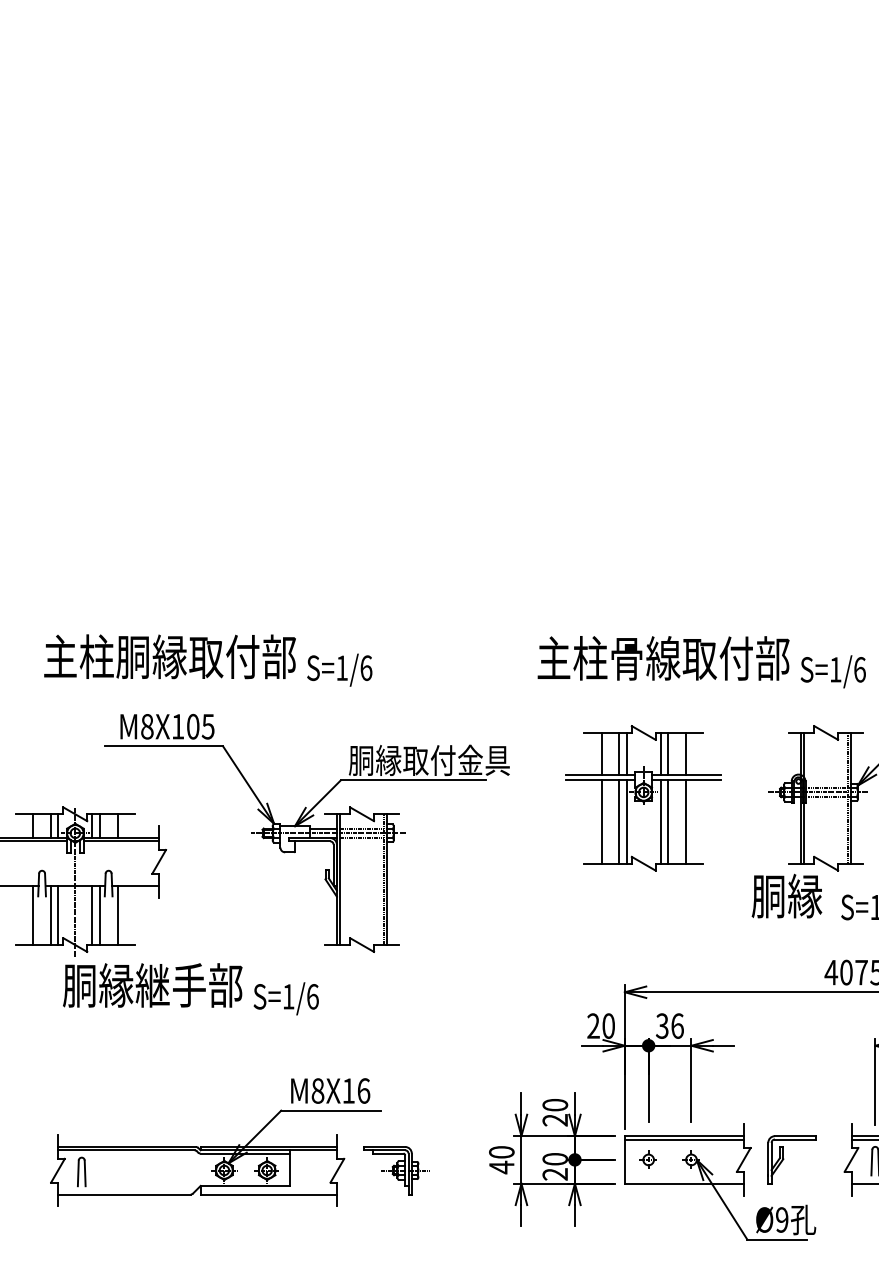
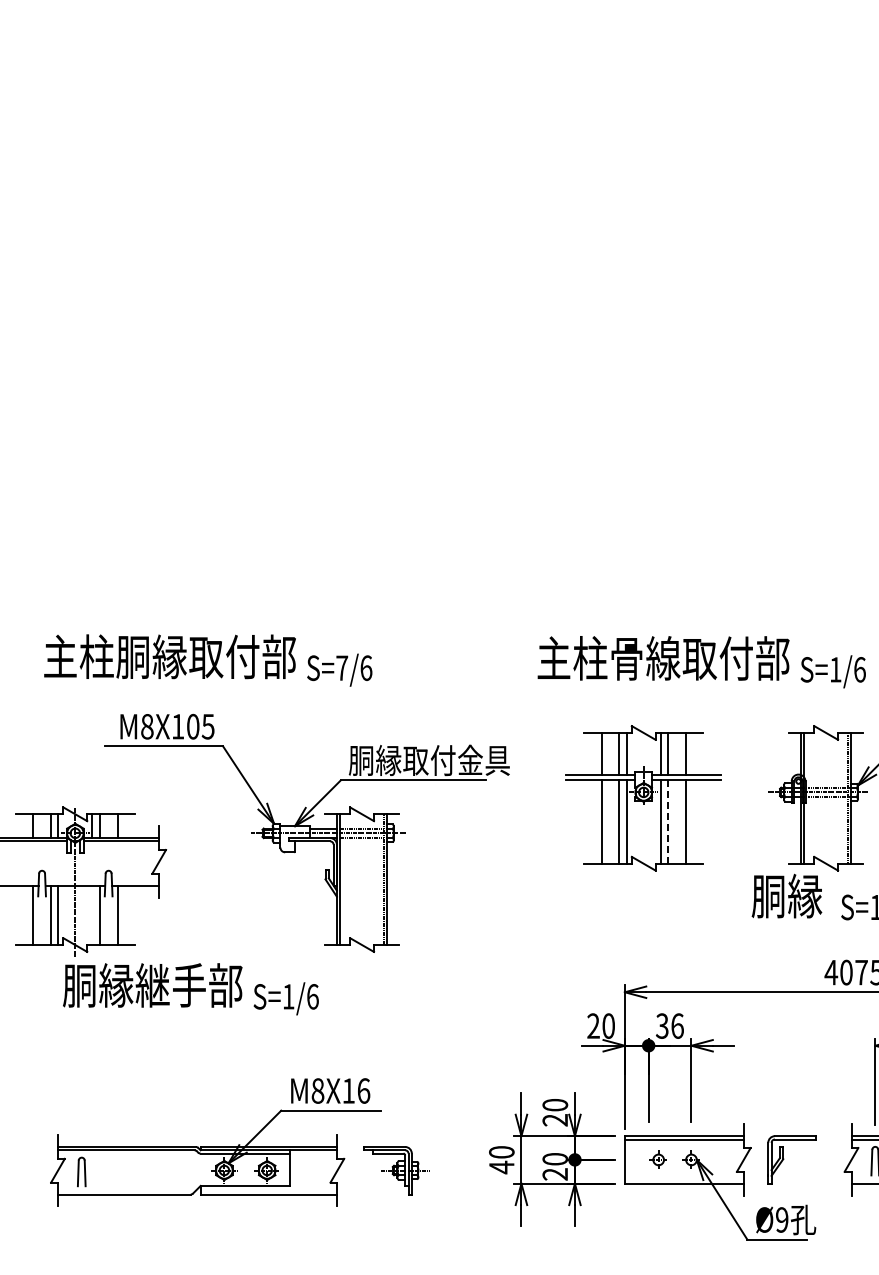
text: S=1/6 -> S=7/6 (342, 667)
line: solid -> dashed (668, 822)
line: present -> none (92, 915)
part position: (647, 1159) -> (657, 1159) (657, 1159)
